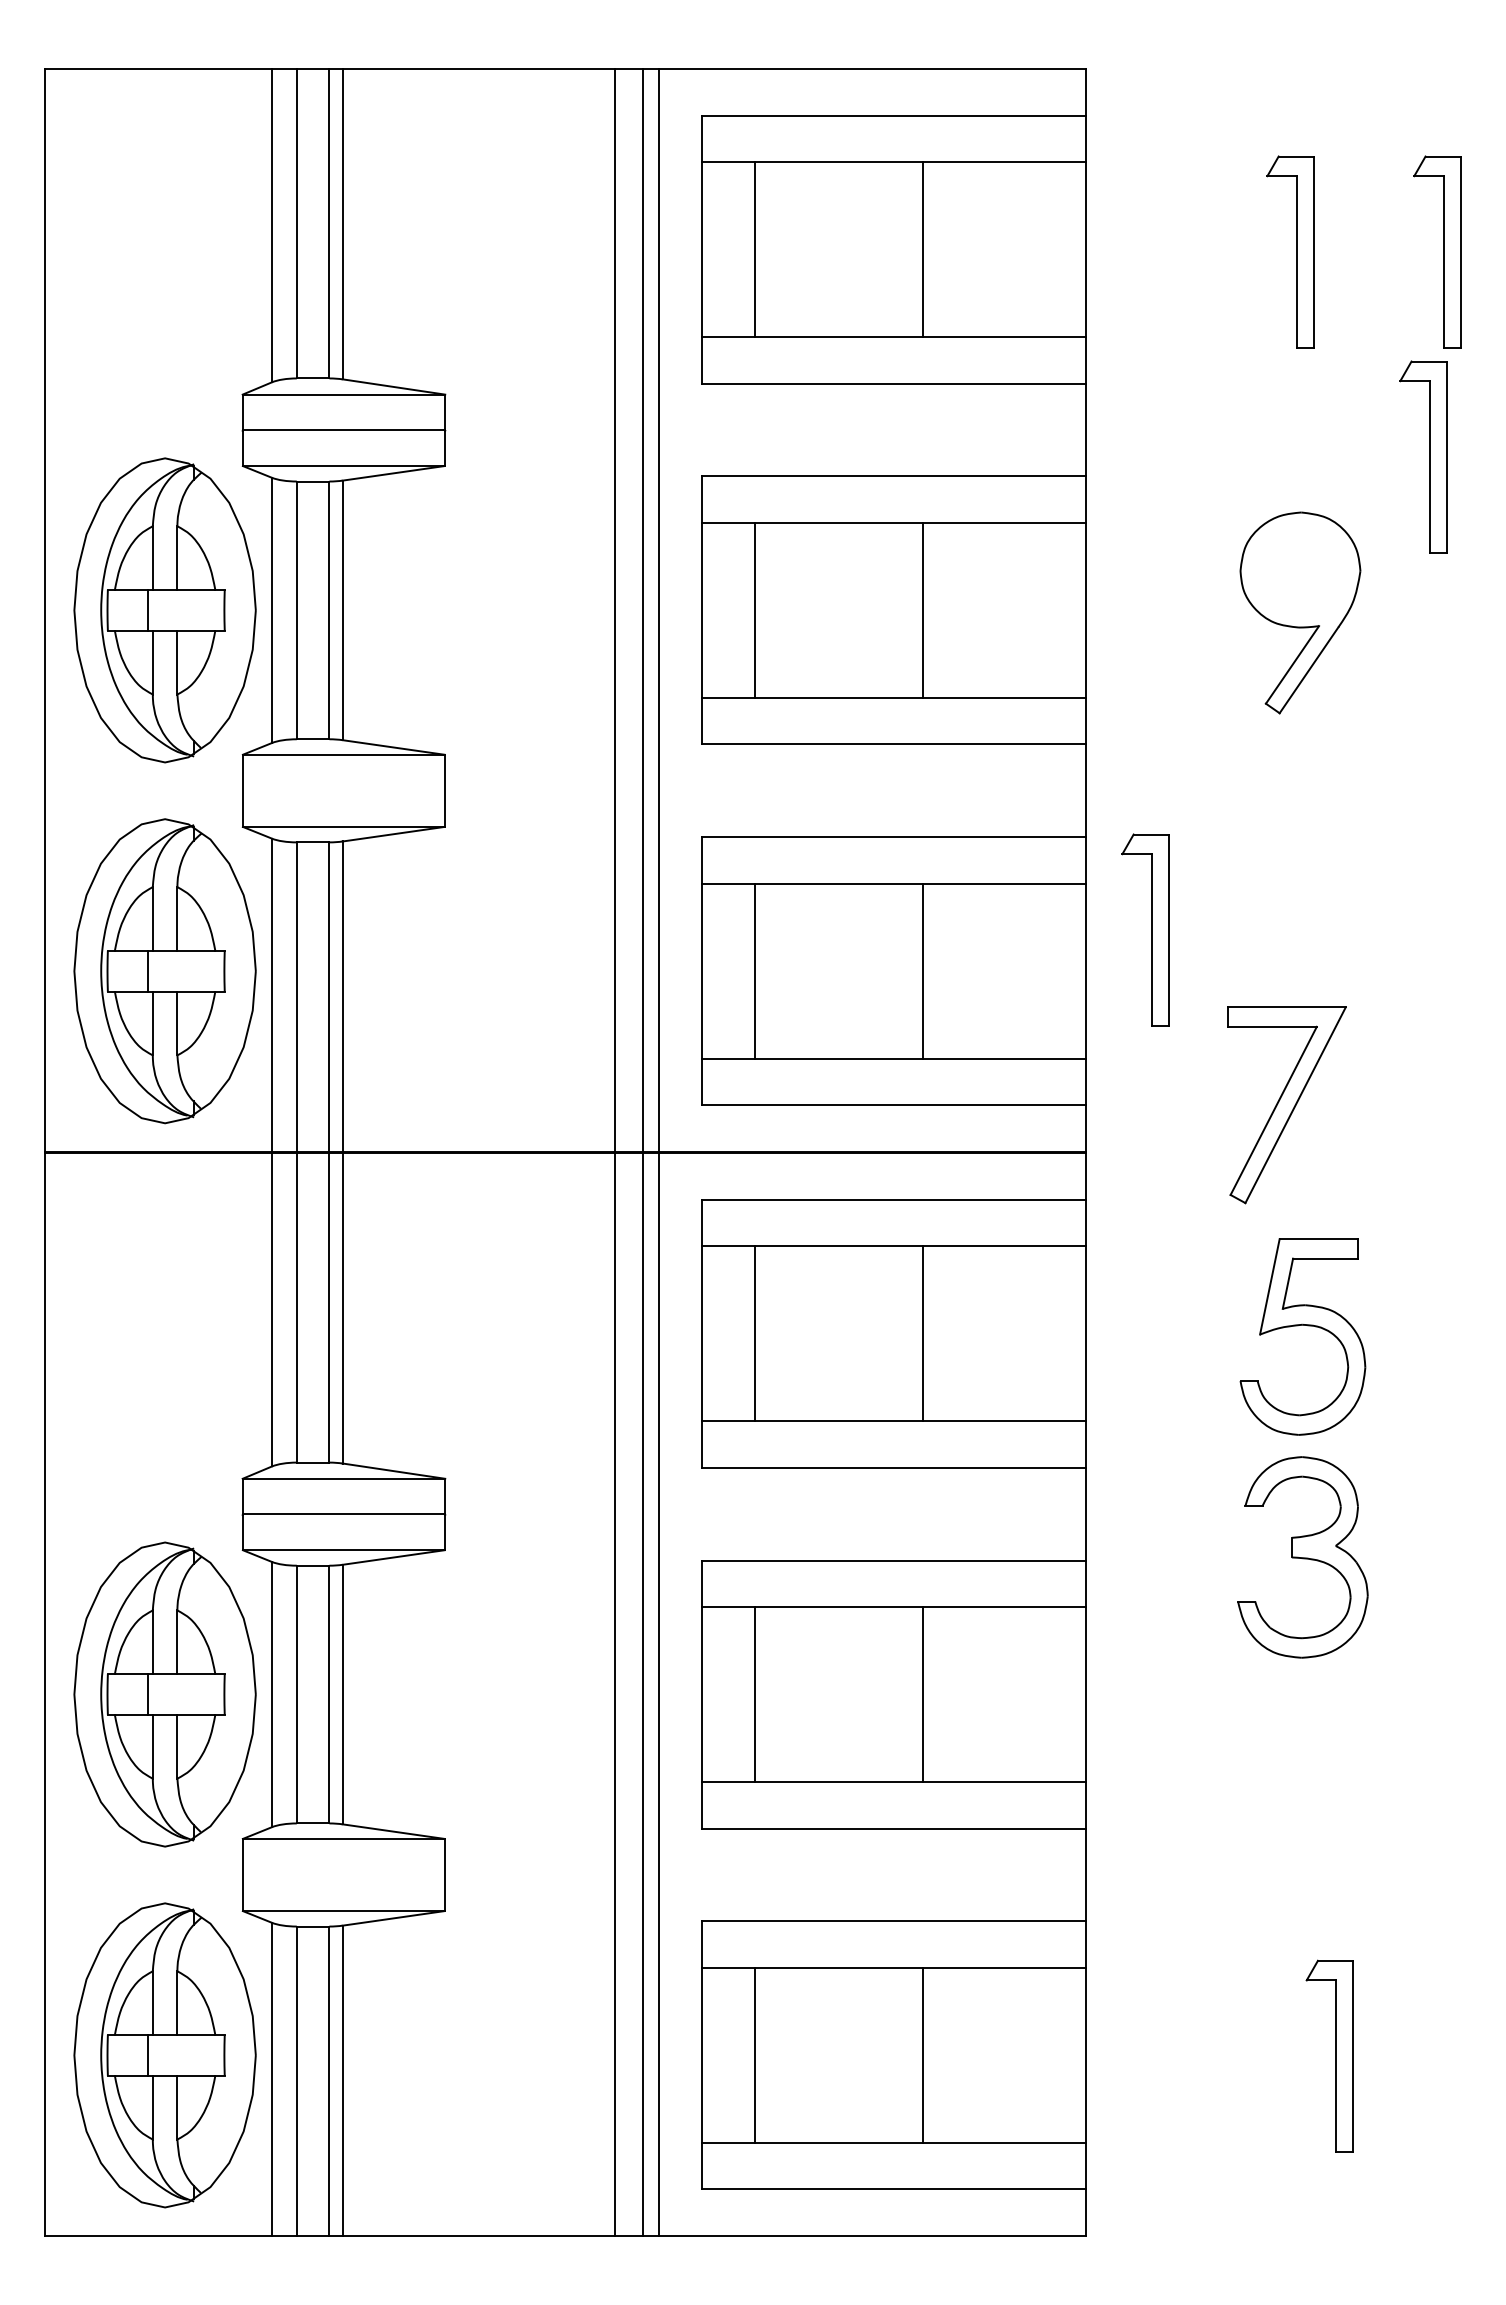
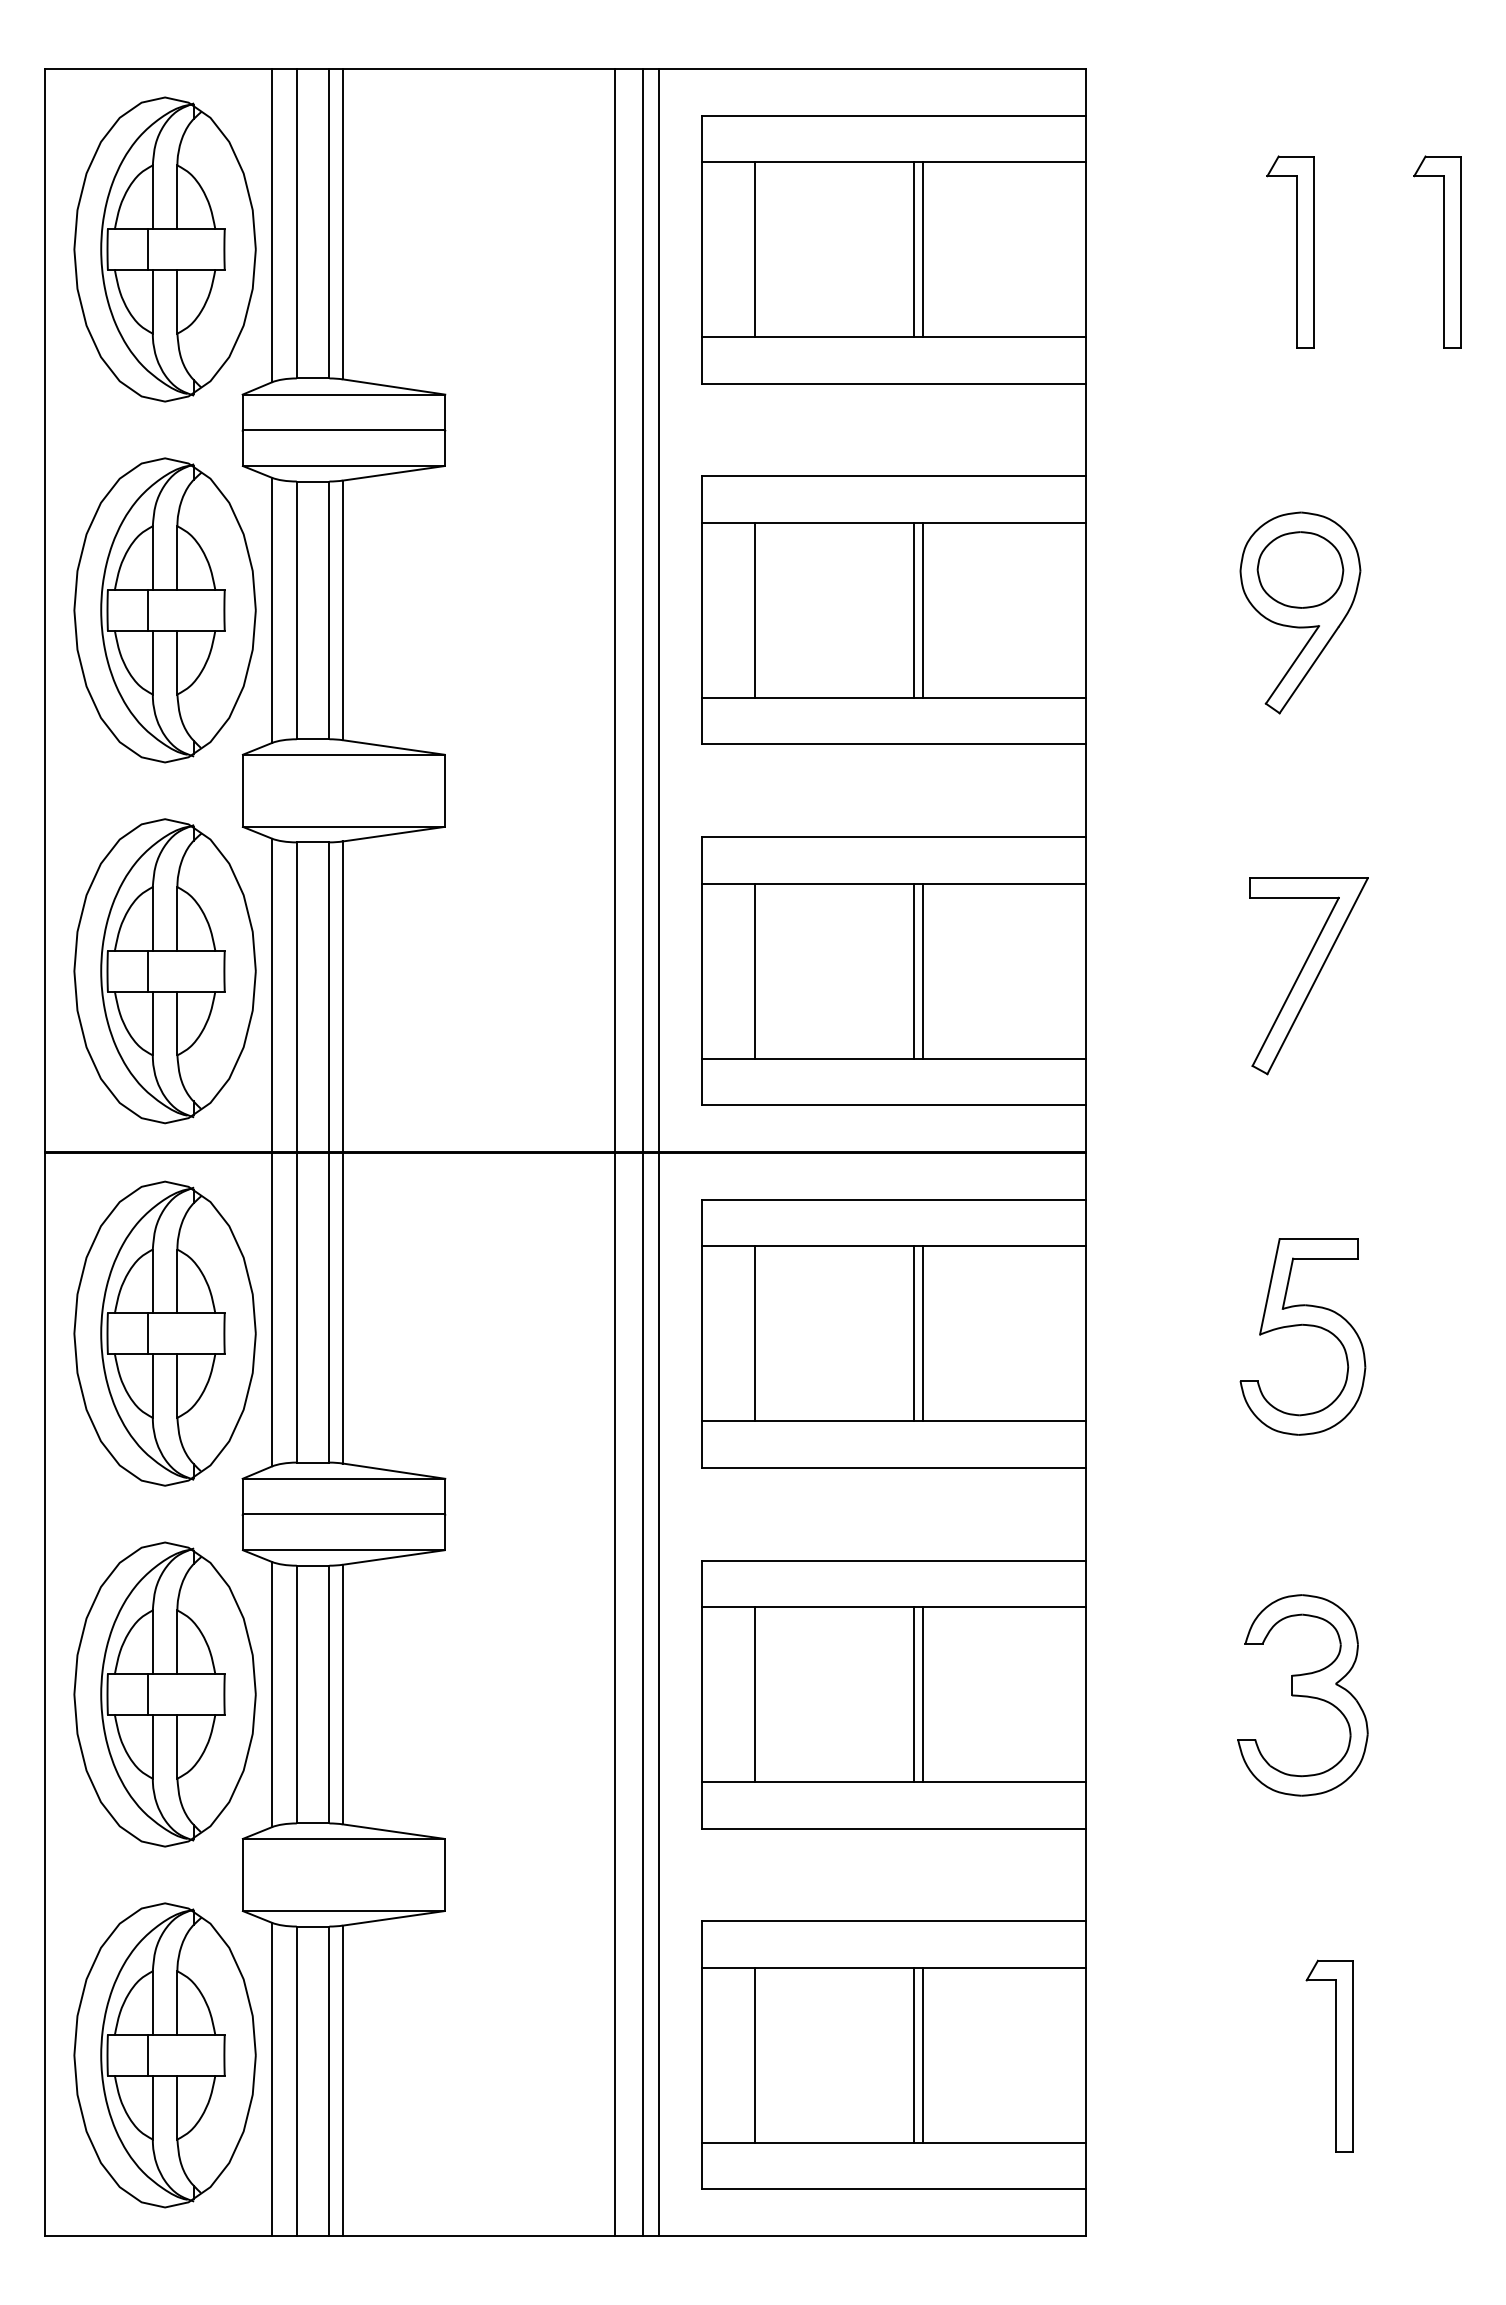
part: none -> present (164, 249)
line: none -> present (913, 249)
part: present -> none (1423, 456)
part: none -> present (1300, 569)
line: none -> present (913, 610)
part: present -> none (1145, 929)
line: none -> present (913, 970)
part position: (1286, 1105) -> (1308, 976) (1308, 976)
part: none -> present (164, 1333)
line: none -> present (913, 1333)
part position: (1302, 1557) -> (1302, 1695) (1302, 1695)
line: none -> present (913, 1694)
line: none -> present (913, 2055)
